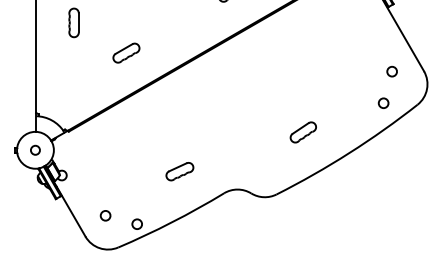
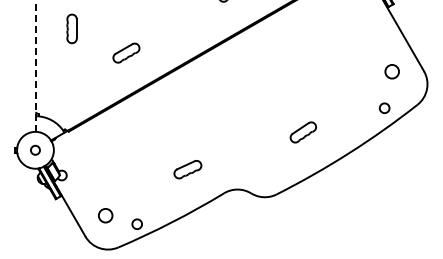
part position: (73, 22) -> (71, 28) (71, 28)
line: solid -> dashed (36, 65)
circle size: 12x13 px -> 16x16 px (391, 71)
circle position: (383, 102) -> (384, 107) (384, 107)
part position: (179, 171) -> (187, 169) (187, 169)
circle size: 13x12 px -> 16x16 px (105, 215)
